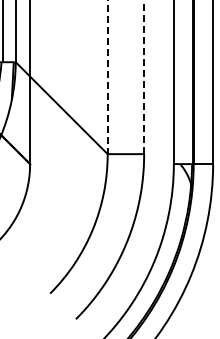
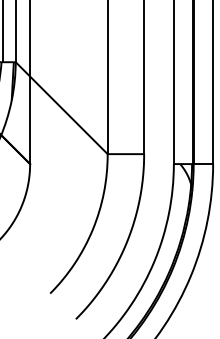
line: dashed -> solid (107, 77)
line: dashed -> solid (144, 77)
